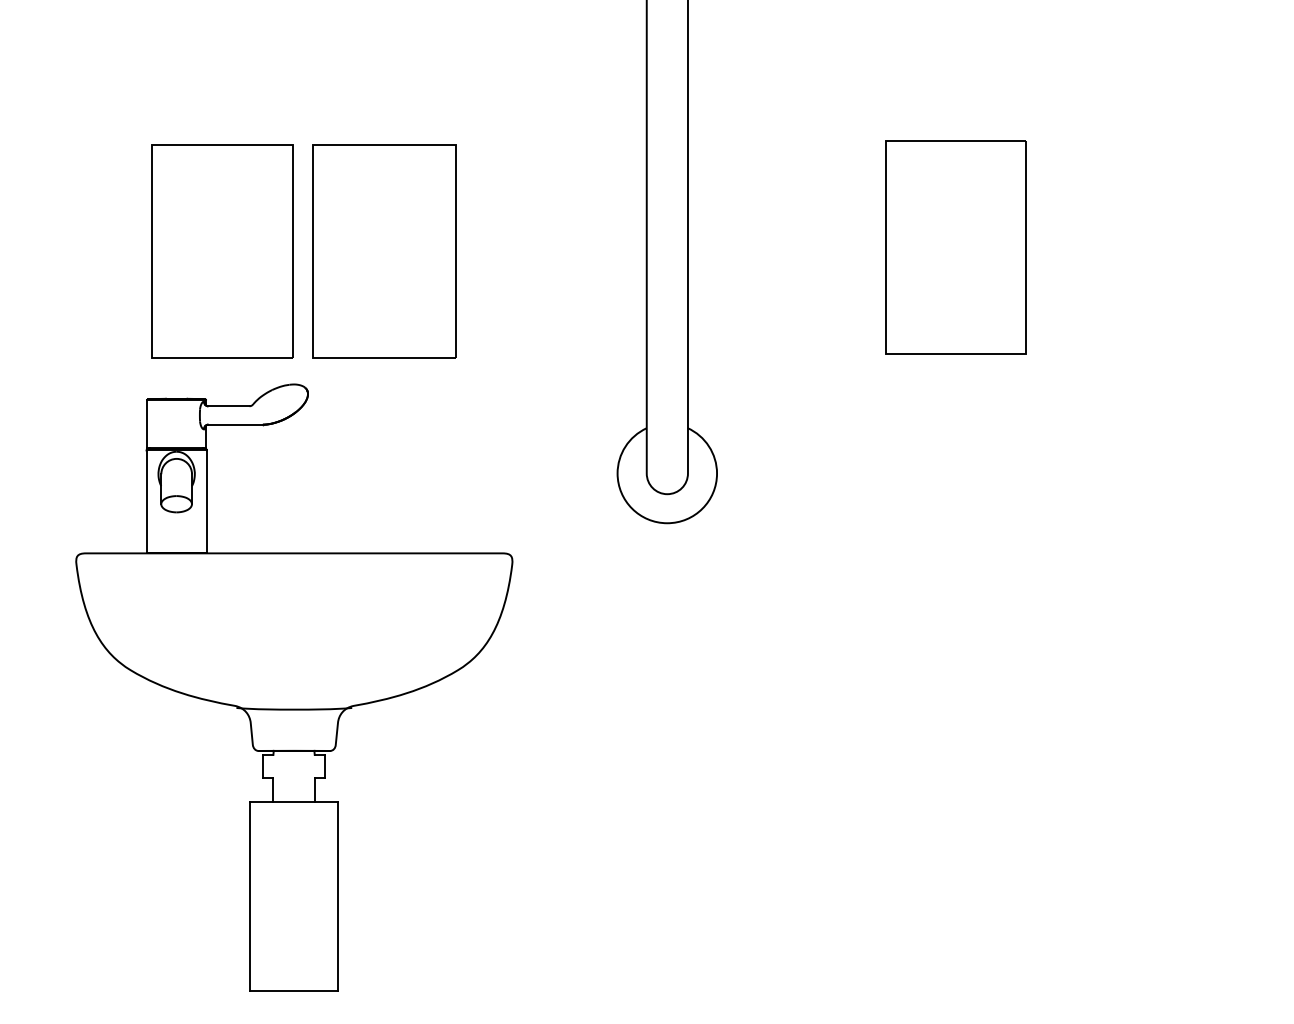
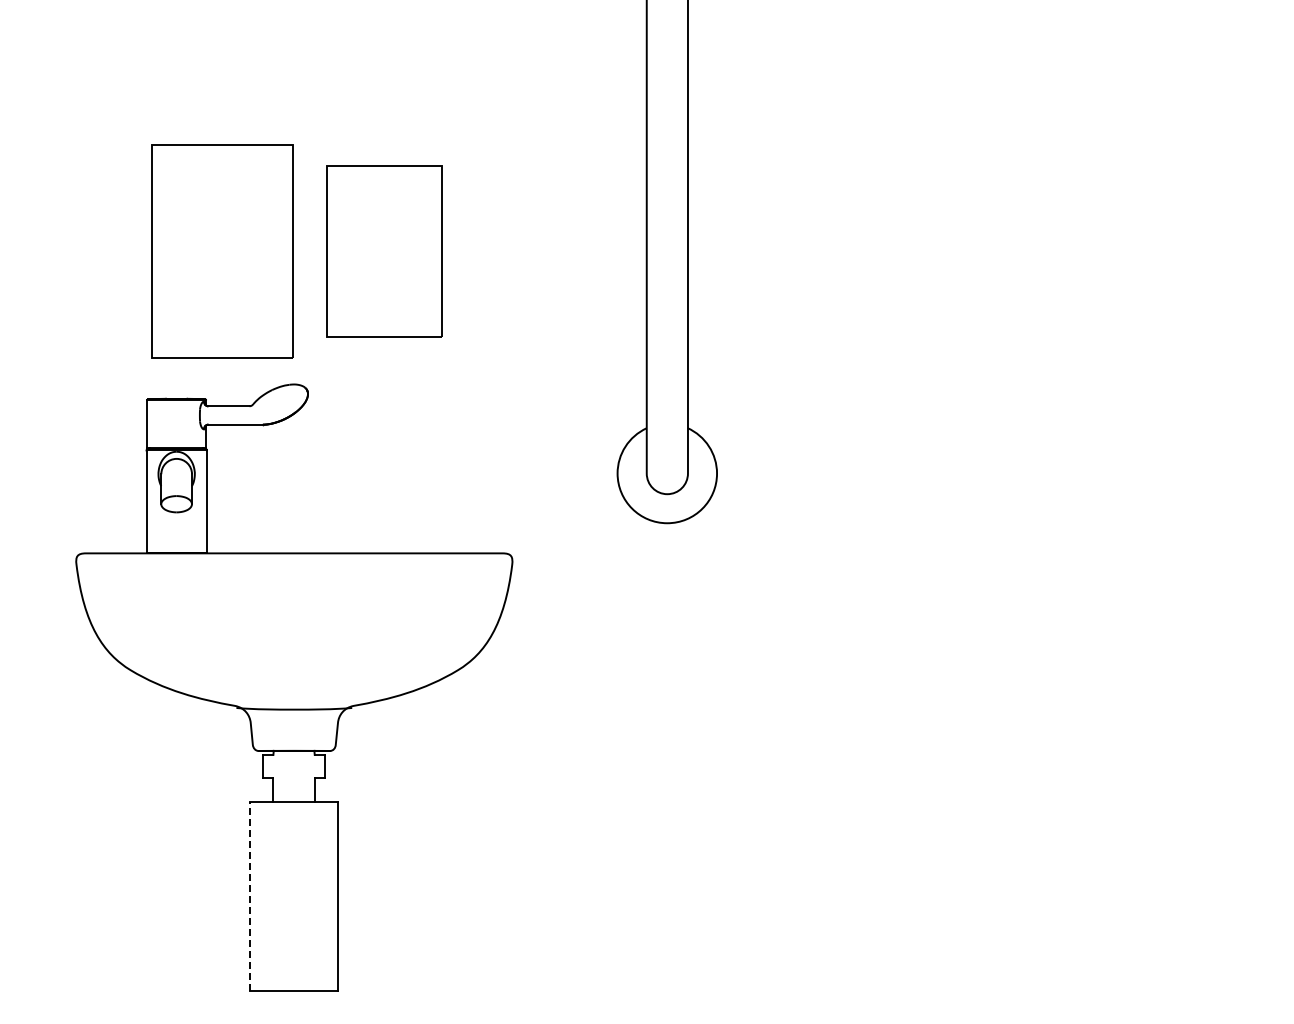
part: present -> none (955, 247)
part size: 145x215 px -> 117x173 px (384, 251)
line: solid -> dashed (249, 896)
